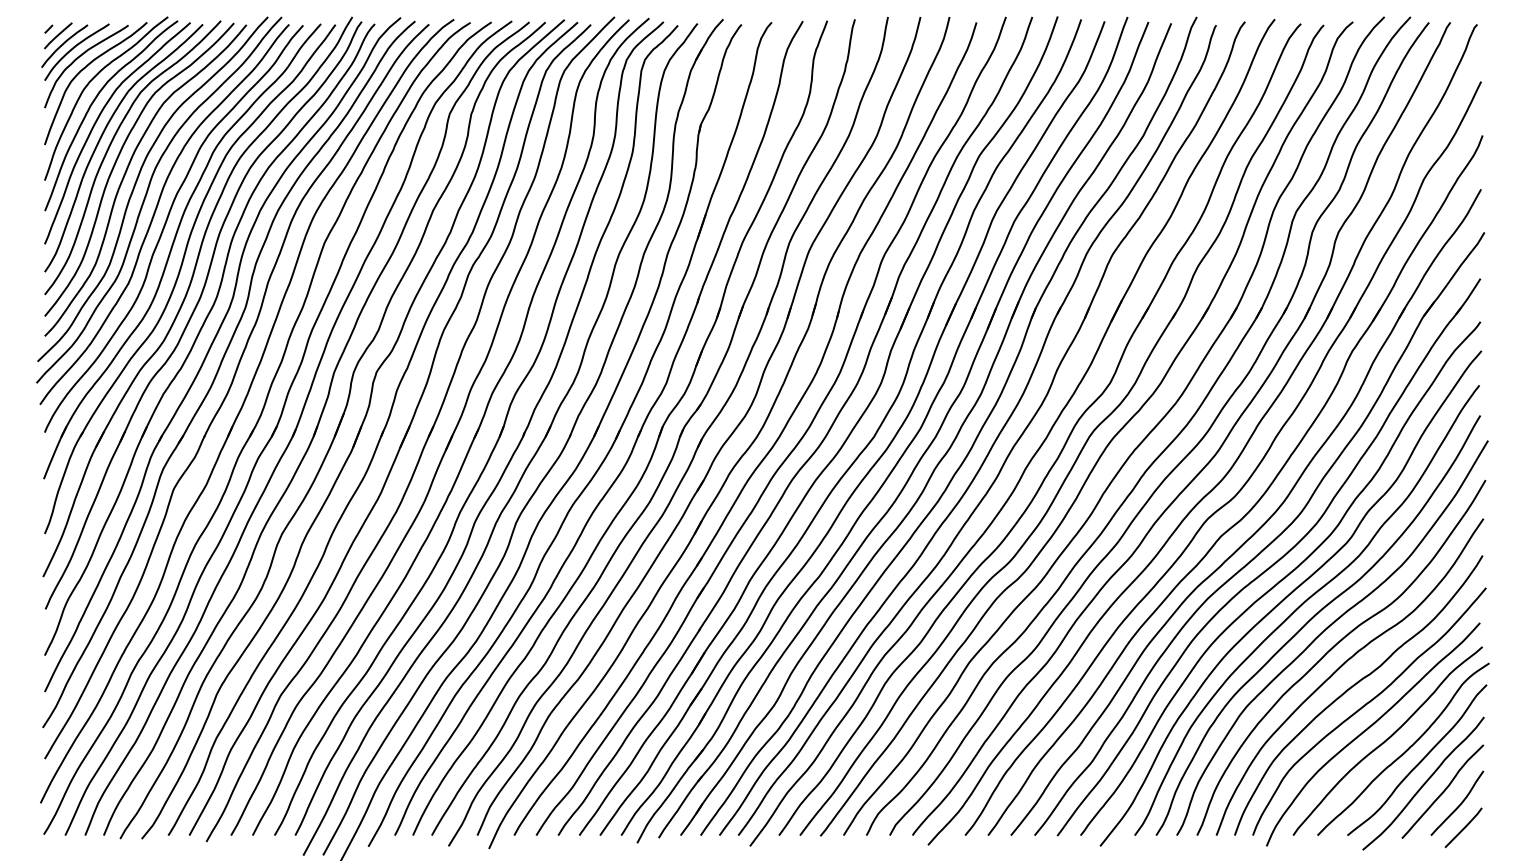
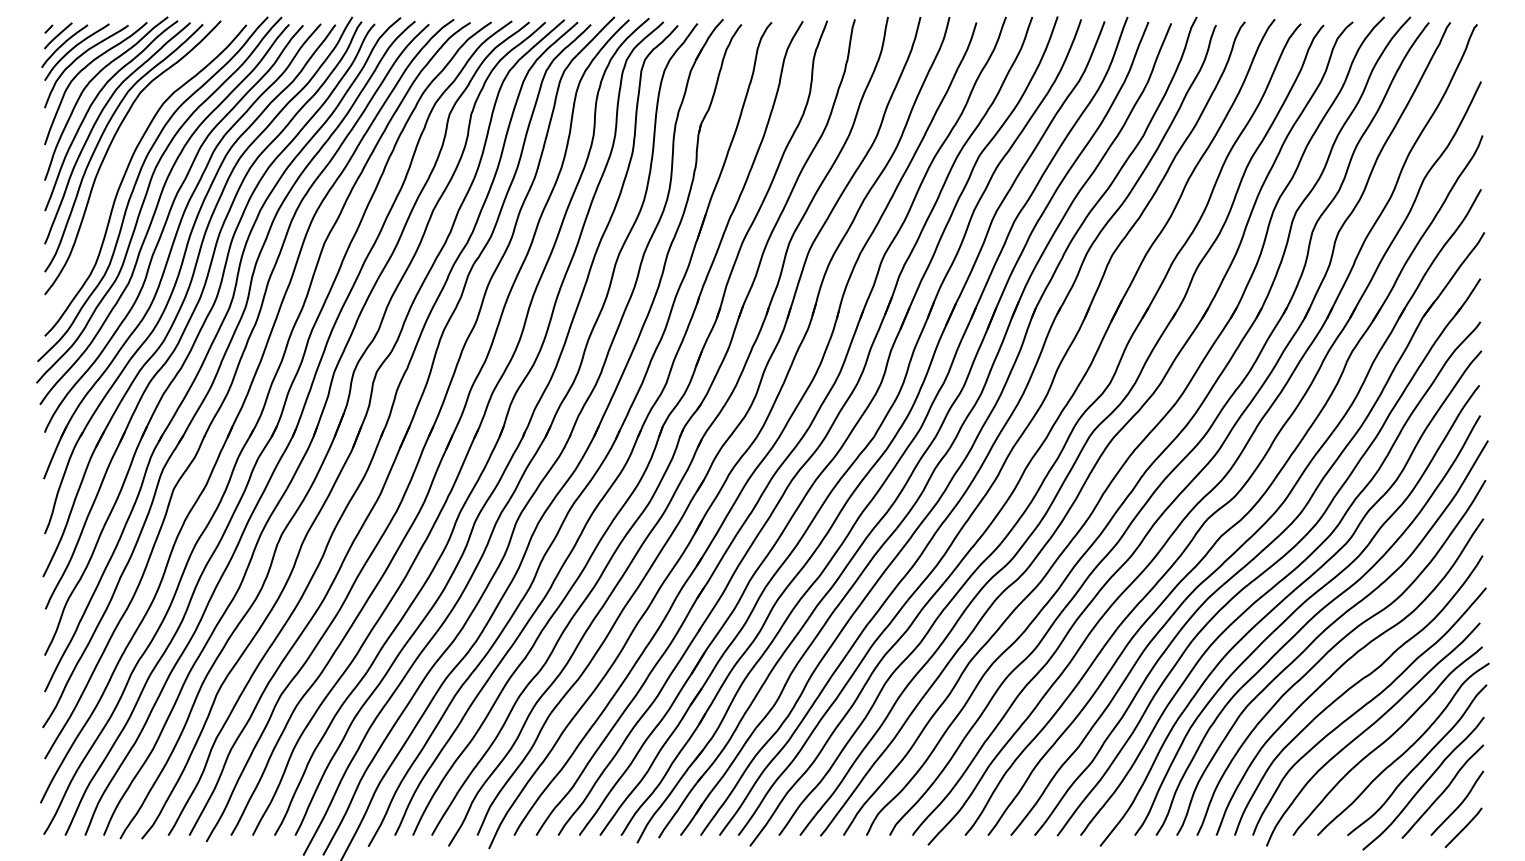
curve: present -> none (118, 158)
